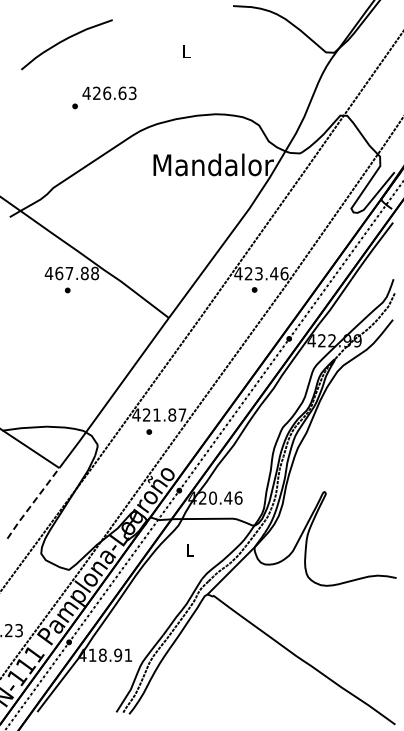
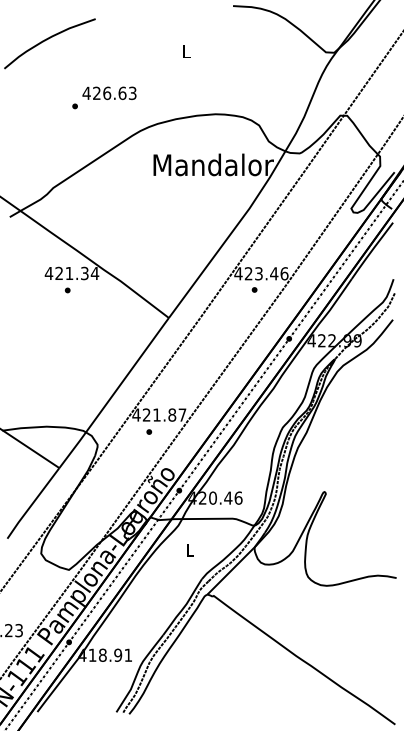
curve position: (64, 41) -> (47, 40) (47, 40)
text: 467.88 -> 421.34 (77, 273)
line: dashed -> solid (32, 503)
